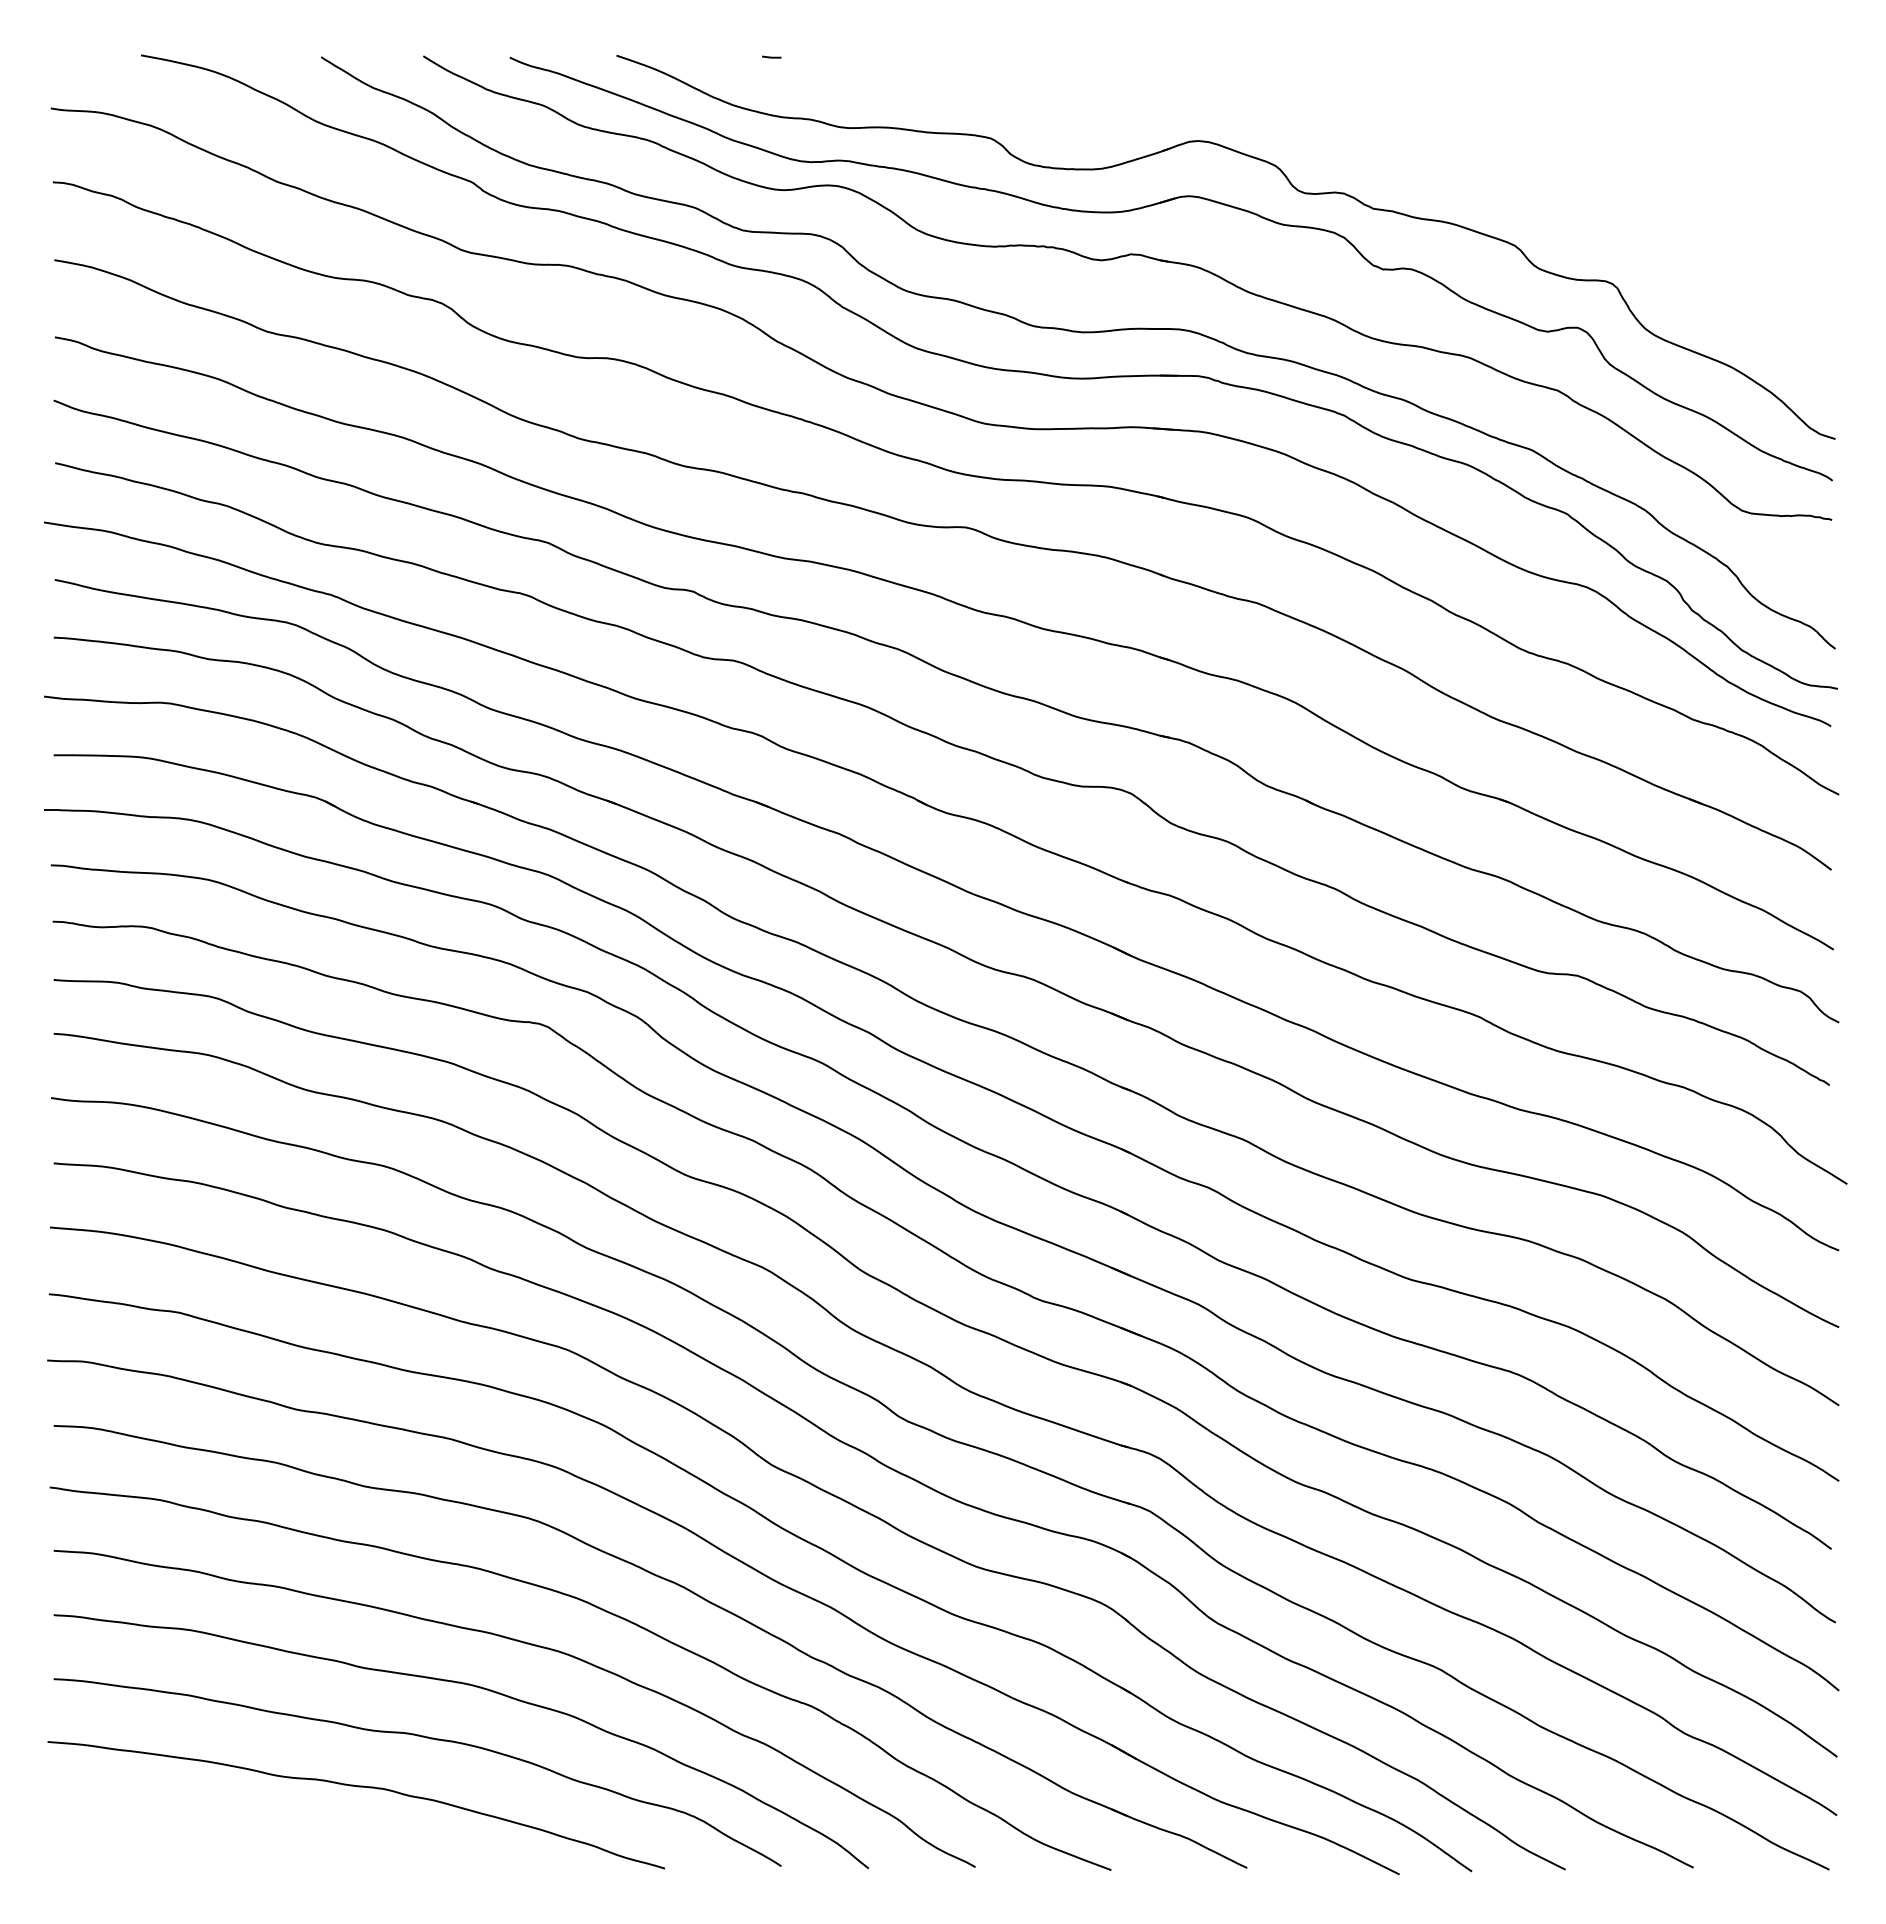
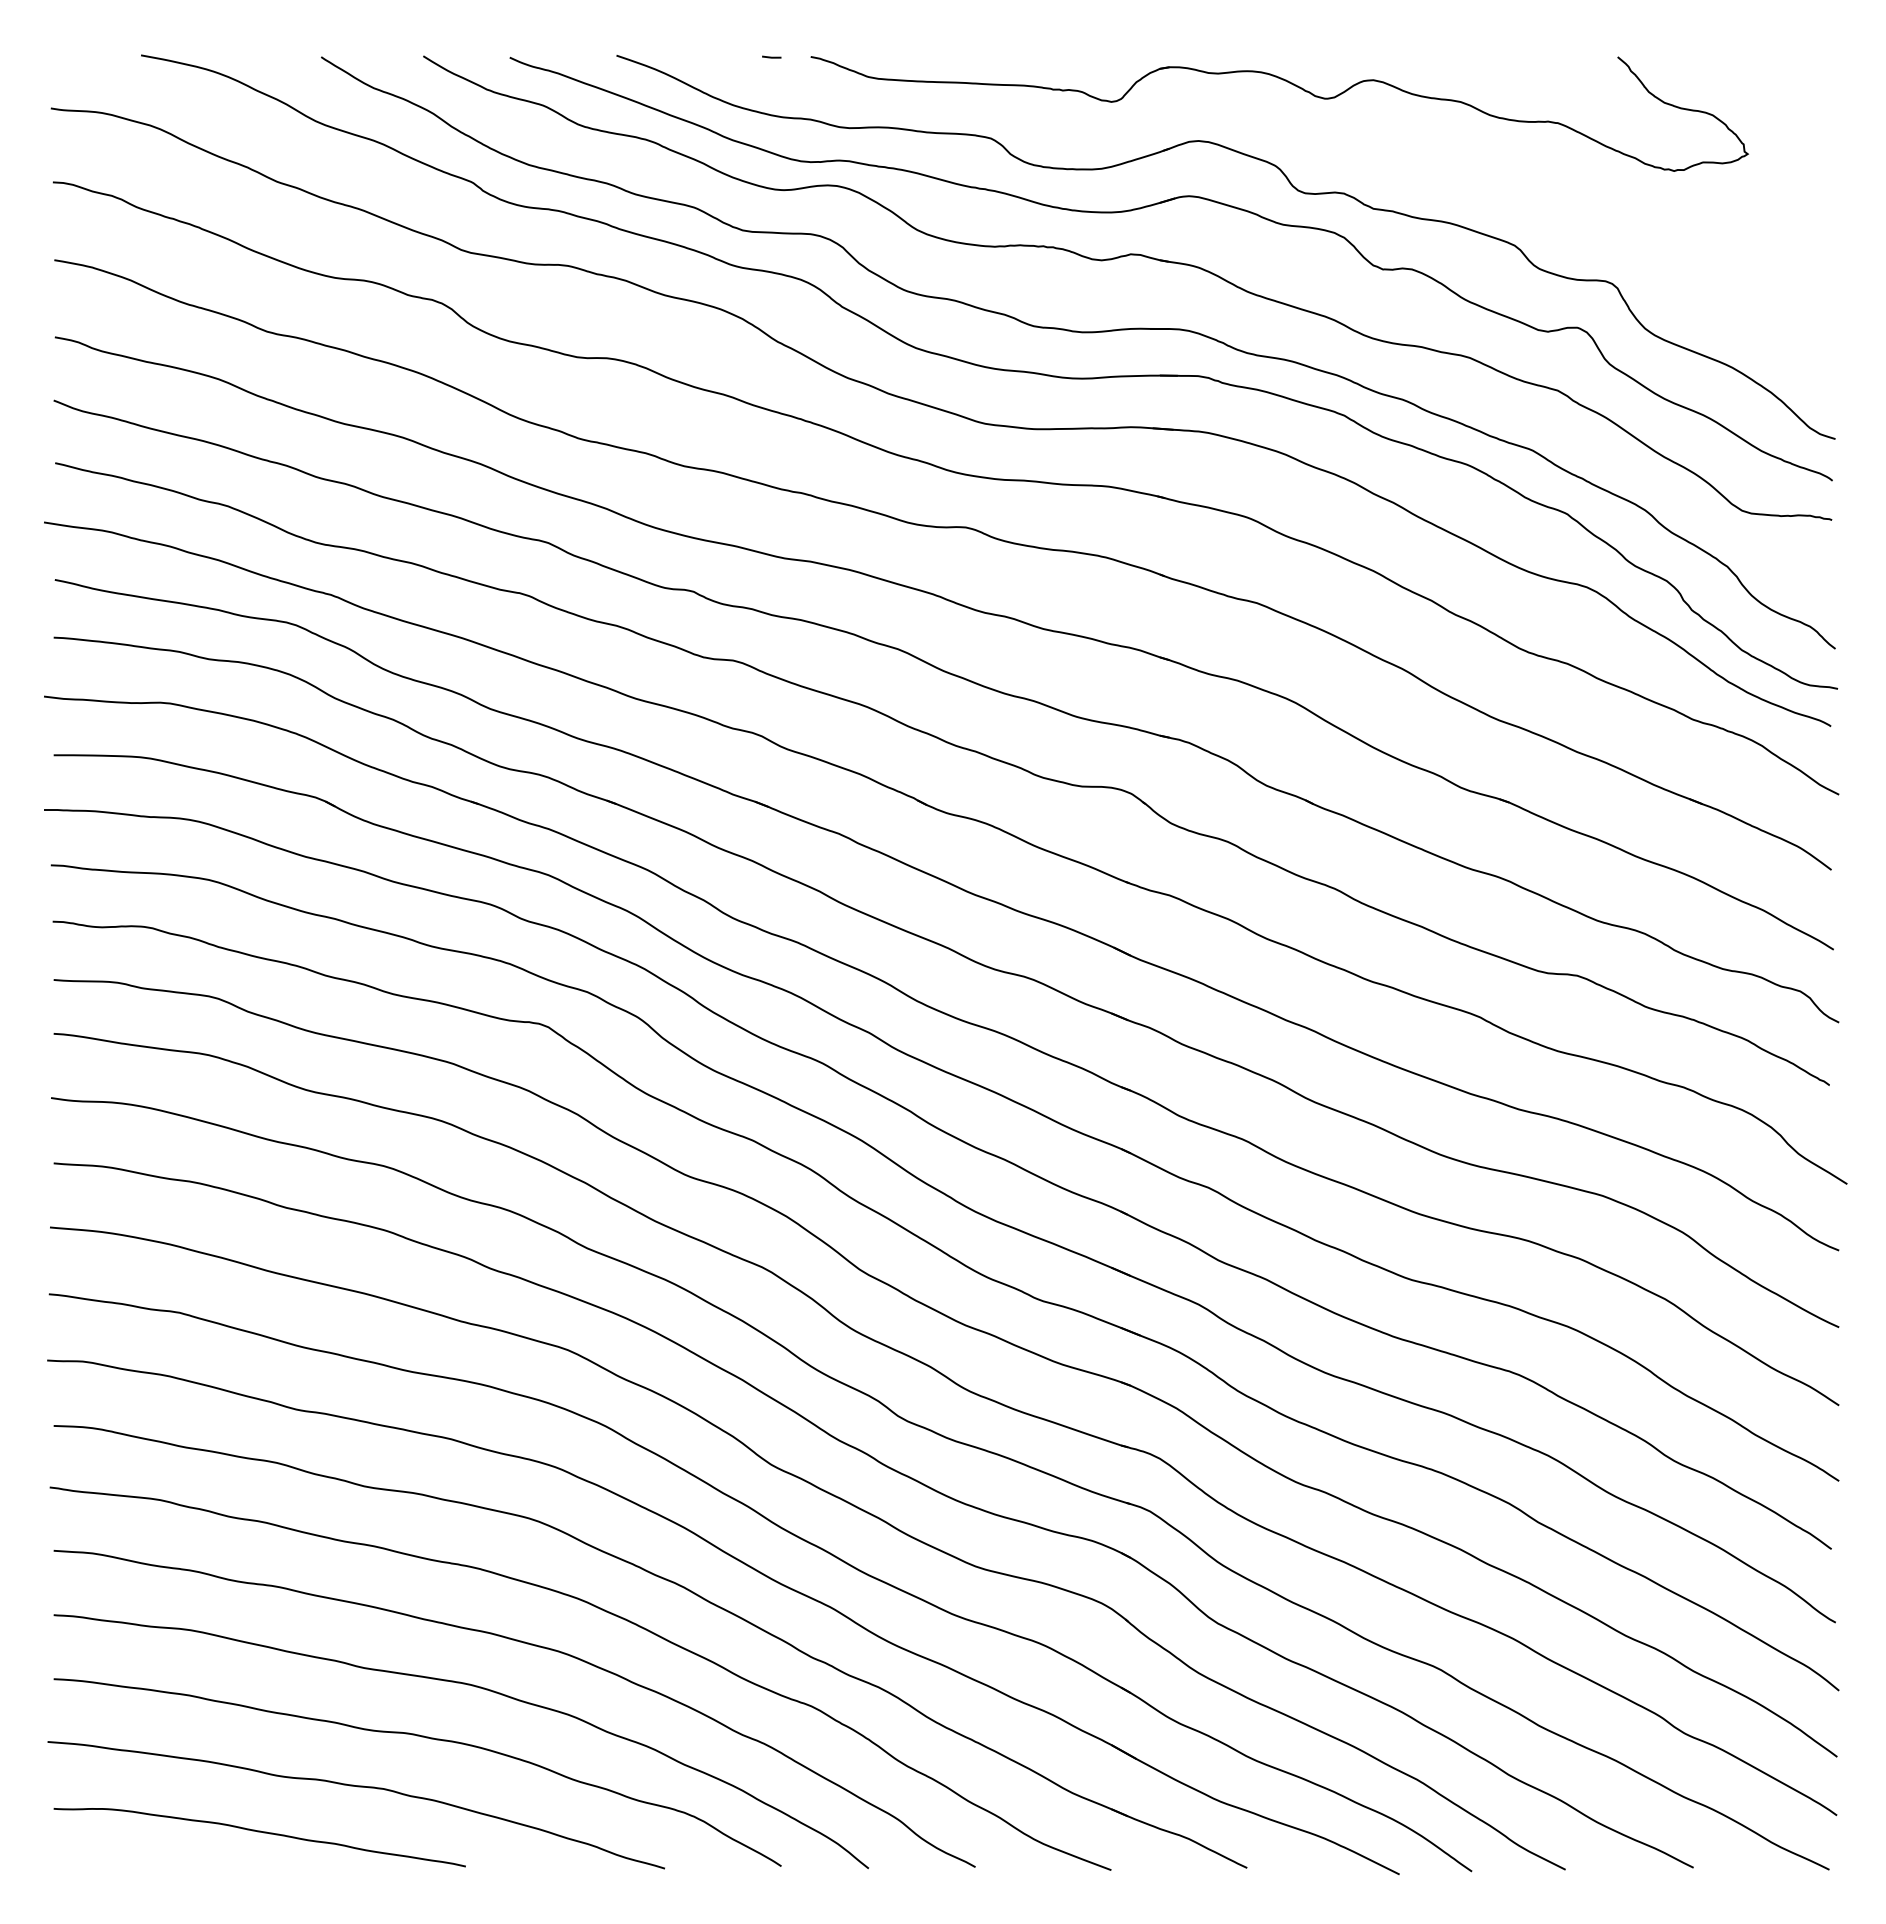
part: none -> present (1293, 85)
curve: none -> present (259, 1832)
